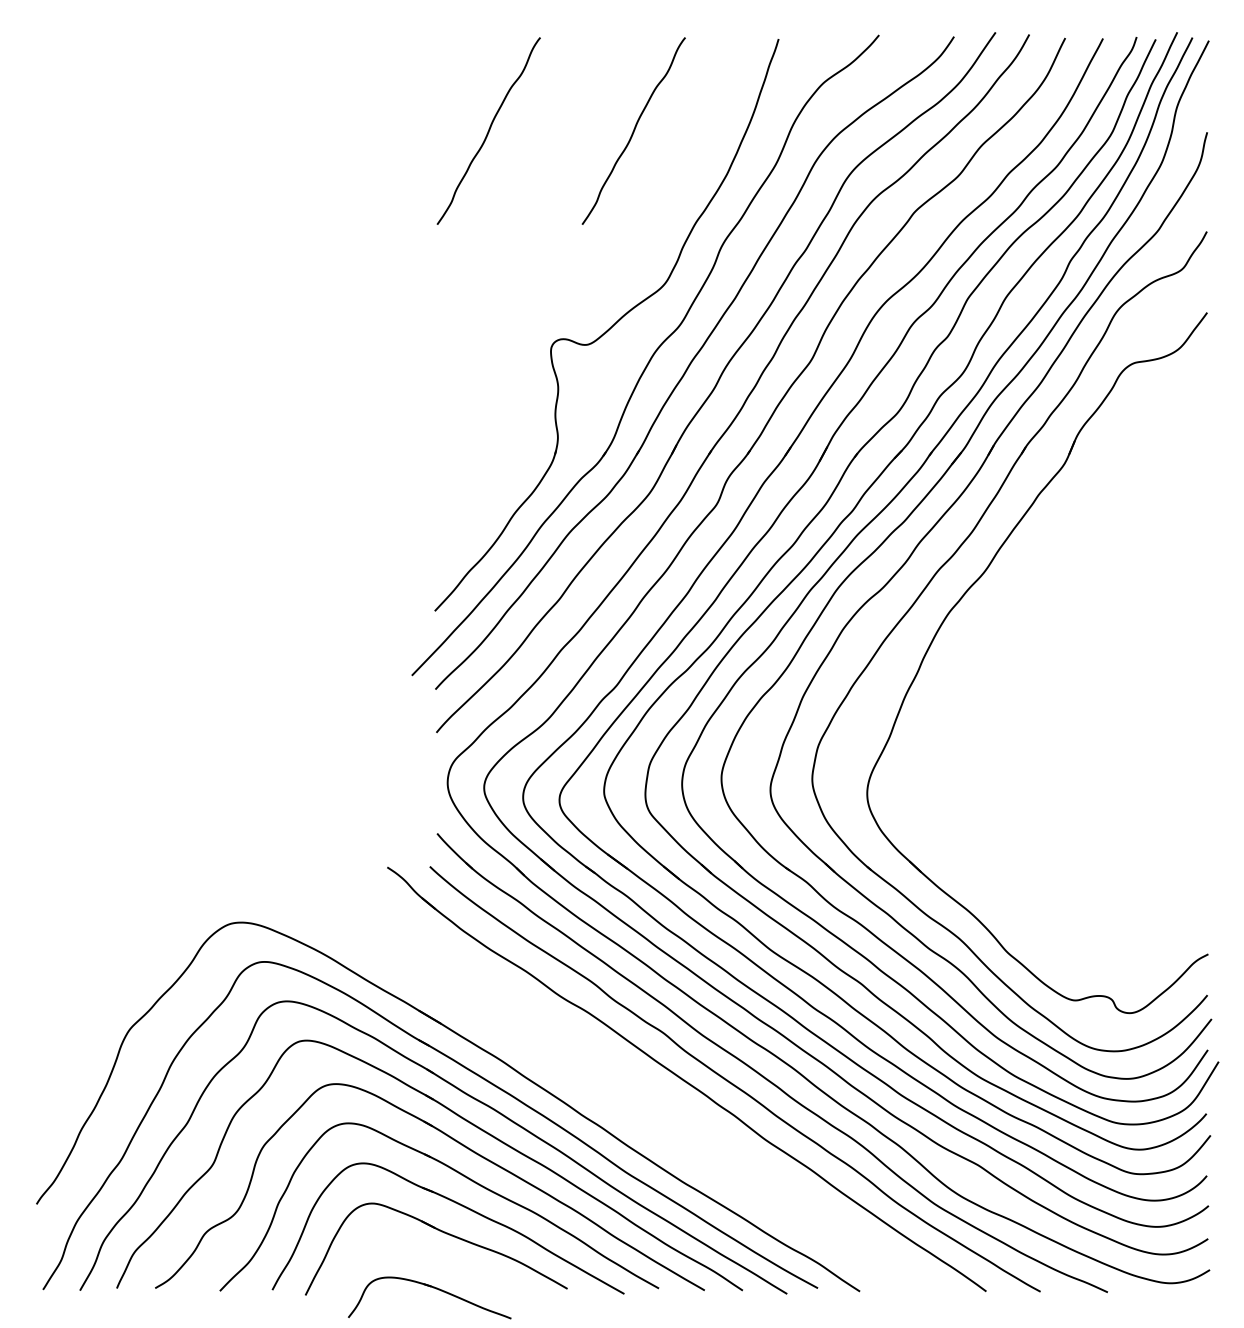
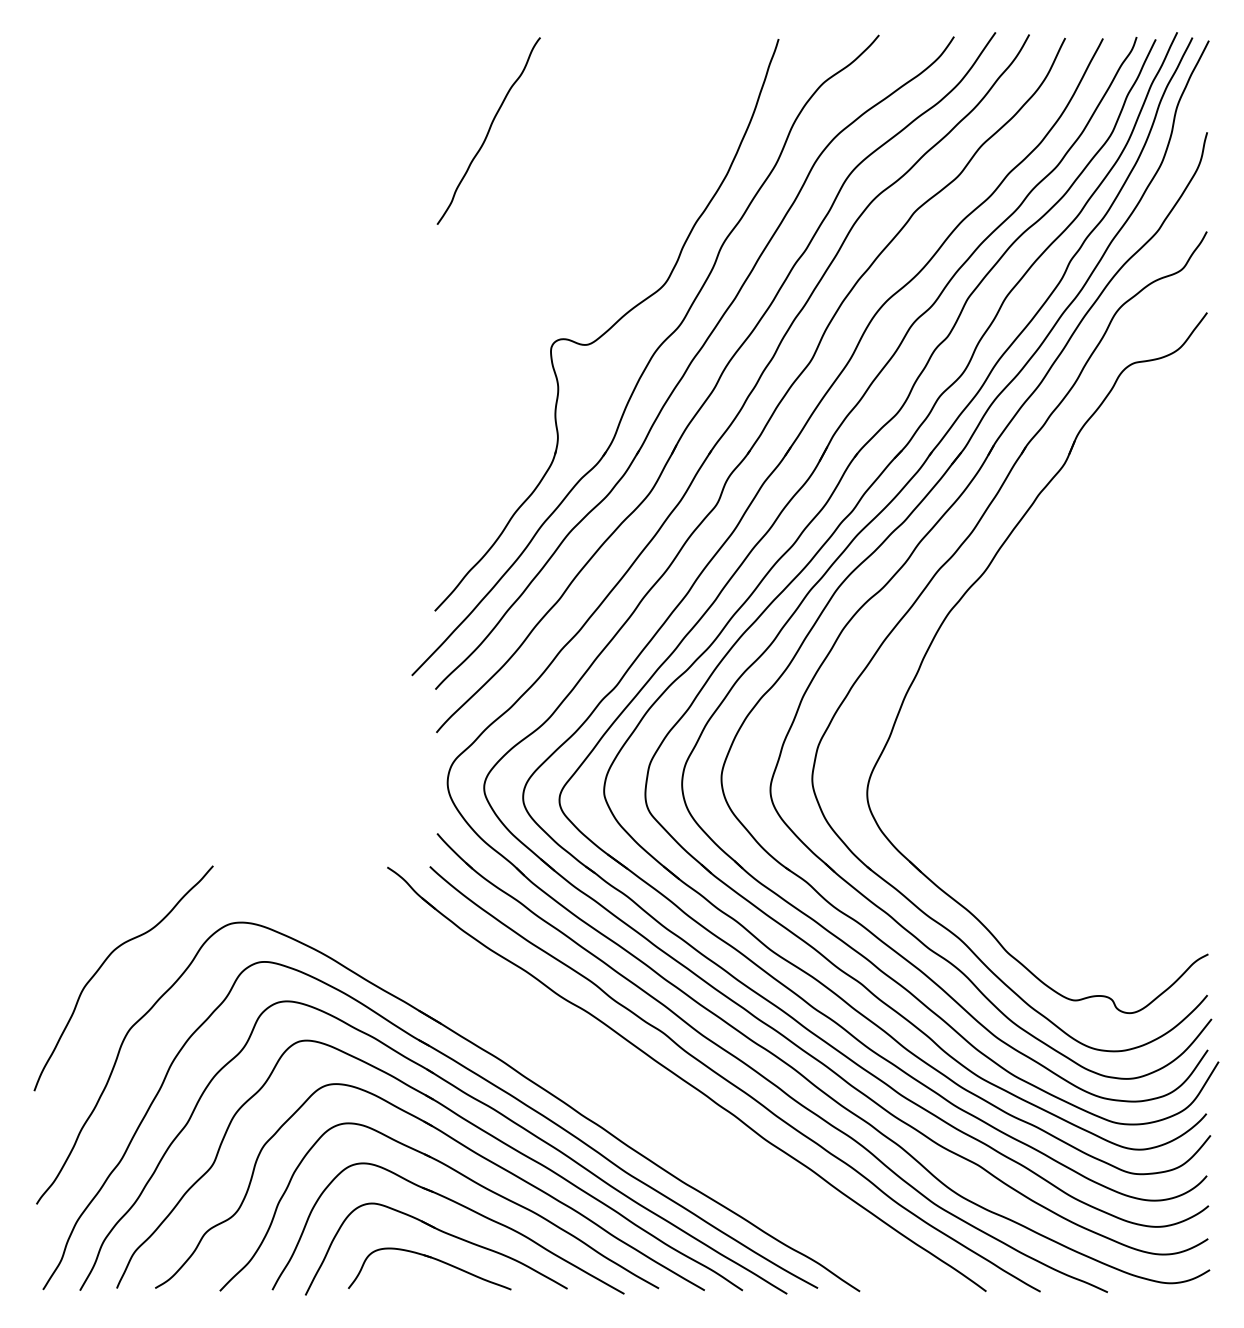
curve: present -> none (633, 130)
curve: none -> present (104, 963)
part position: (433, 1288) -> (433, 1259) (433, 1259)
